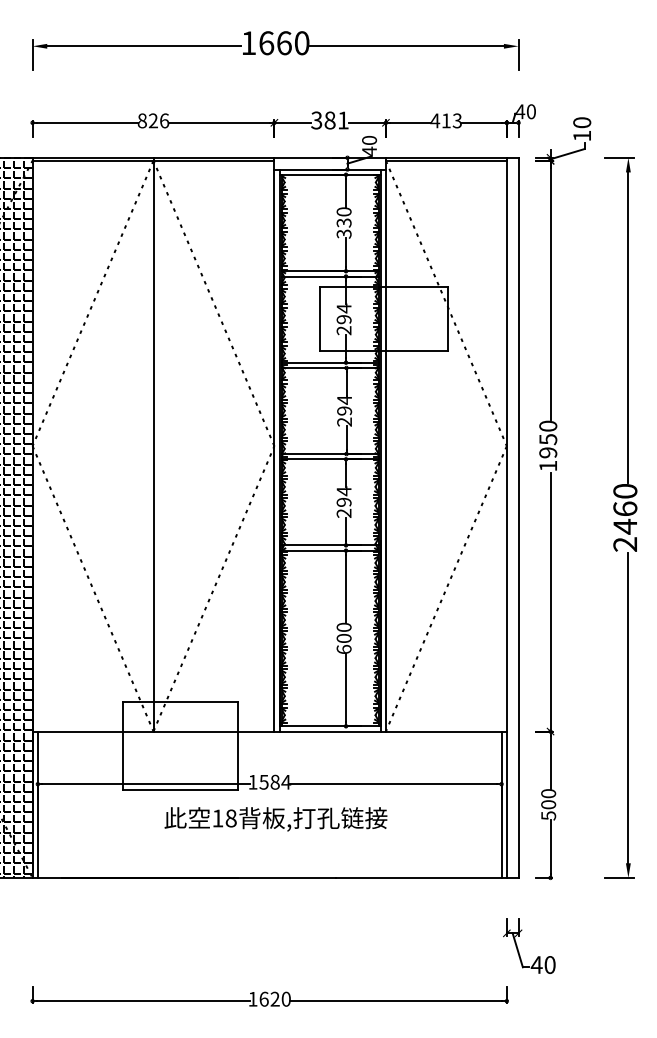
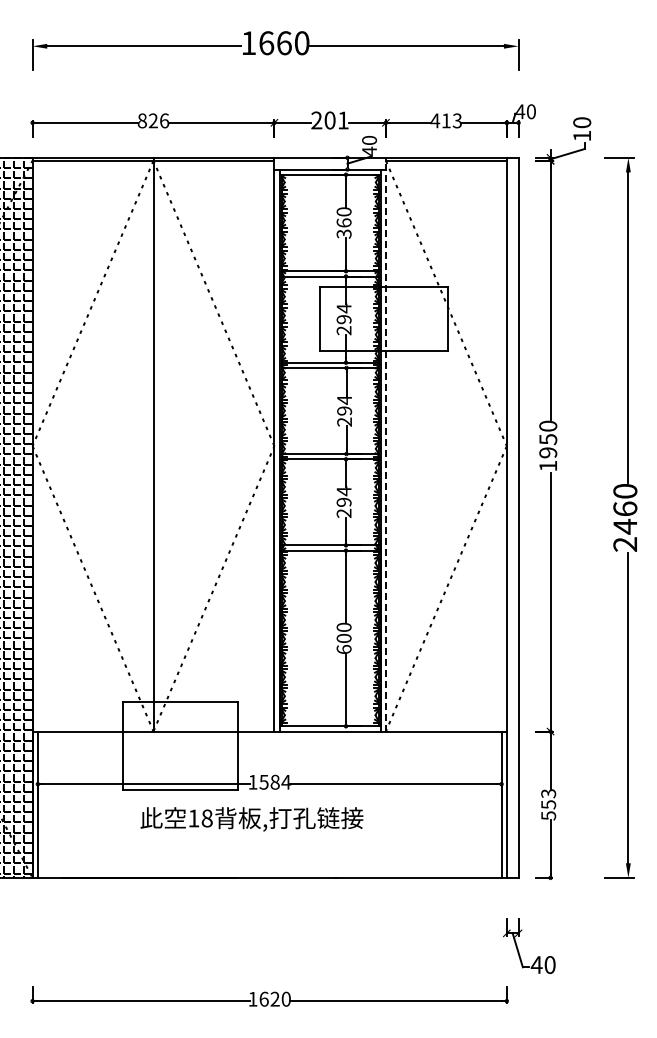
text: 381 -> 201 (323, 120)
text: 330 -> 360 (343, 222)
line: solid -> dashed (385, 444)
text: 500 -> 553 (548, 799)
text position: (275, 819) -> (251, 819) (251, 819)
